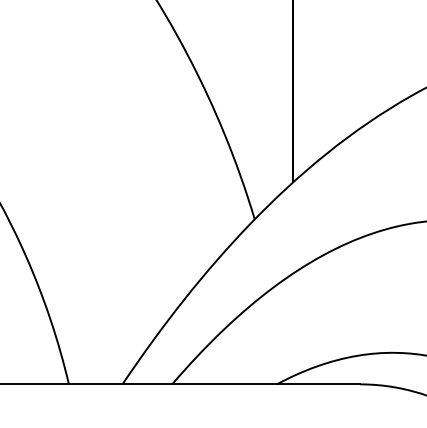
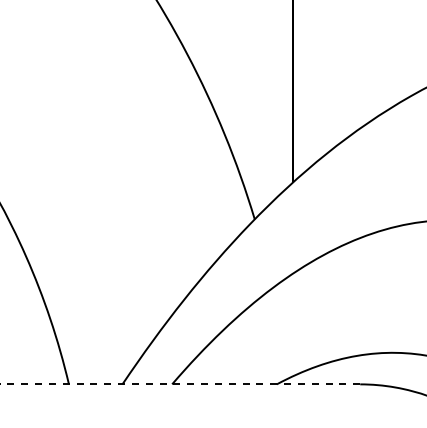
line: solid -> dashed (180, 384)
